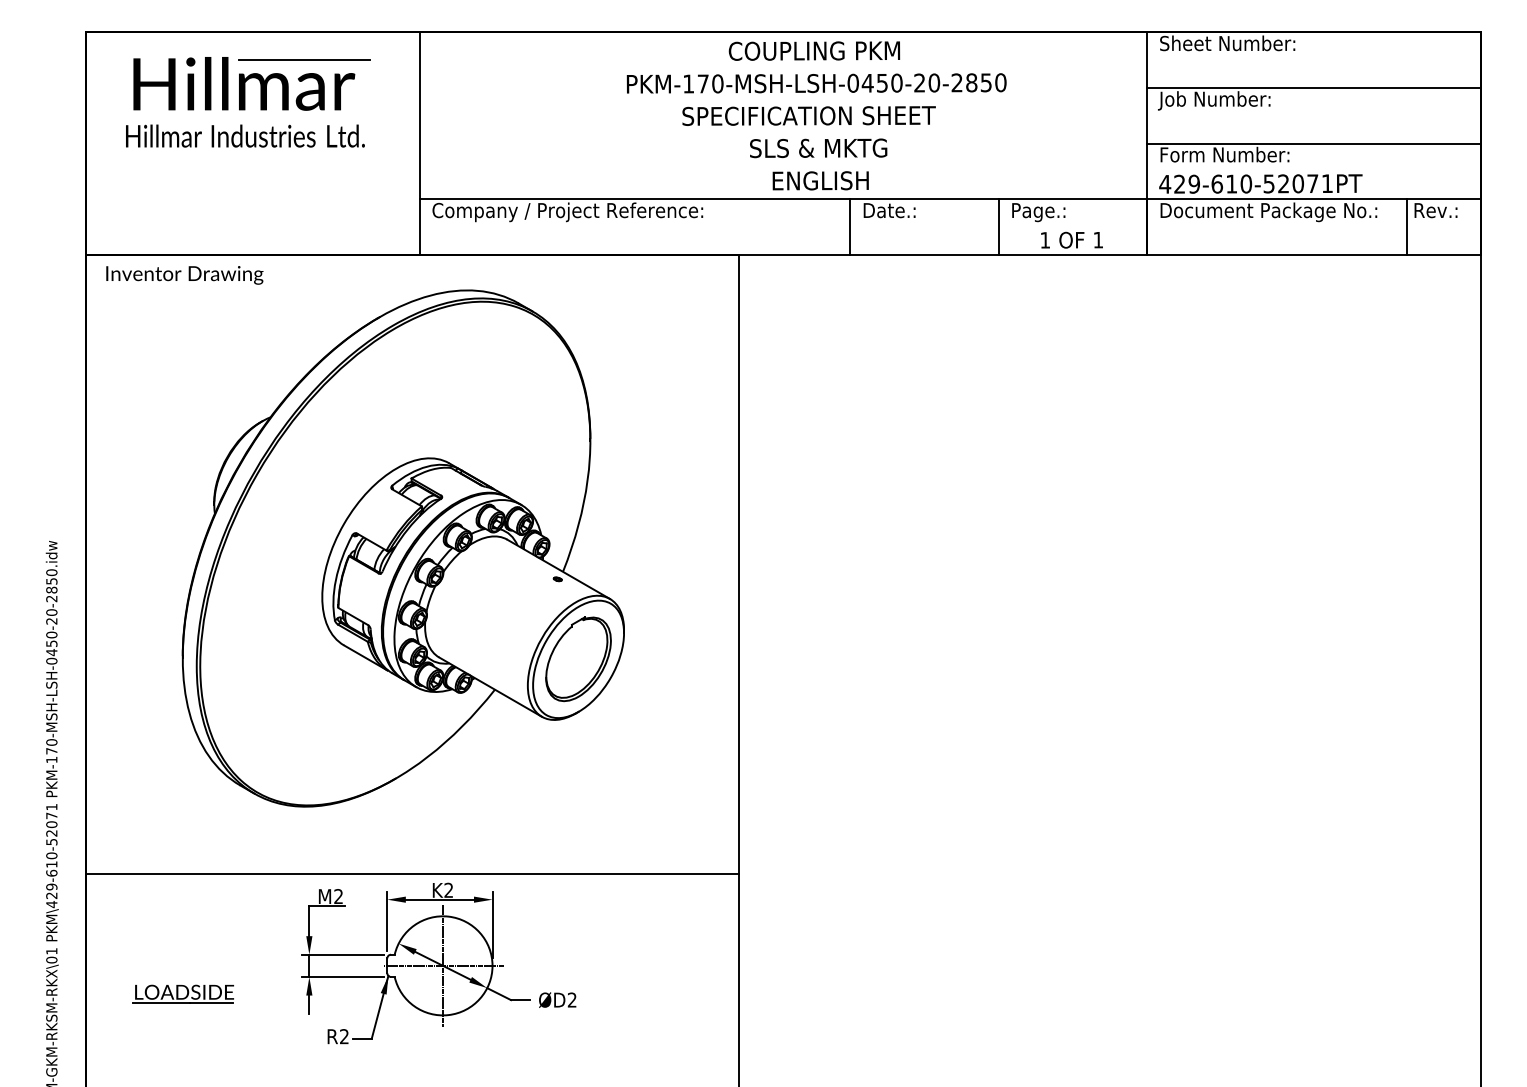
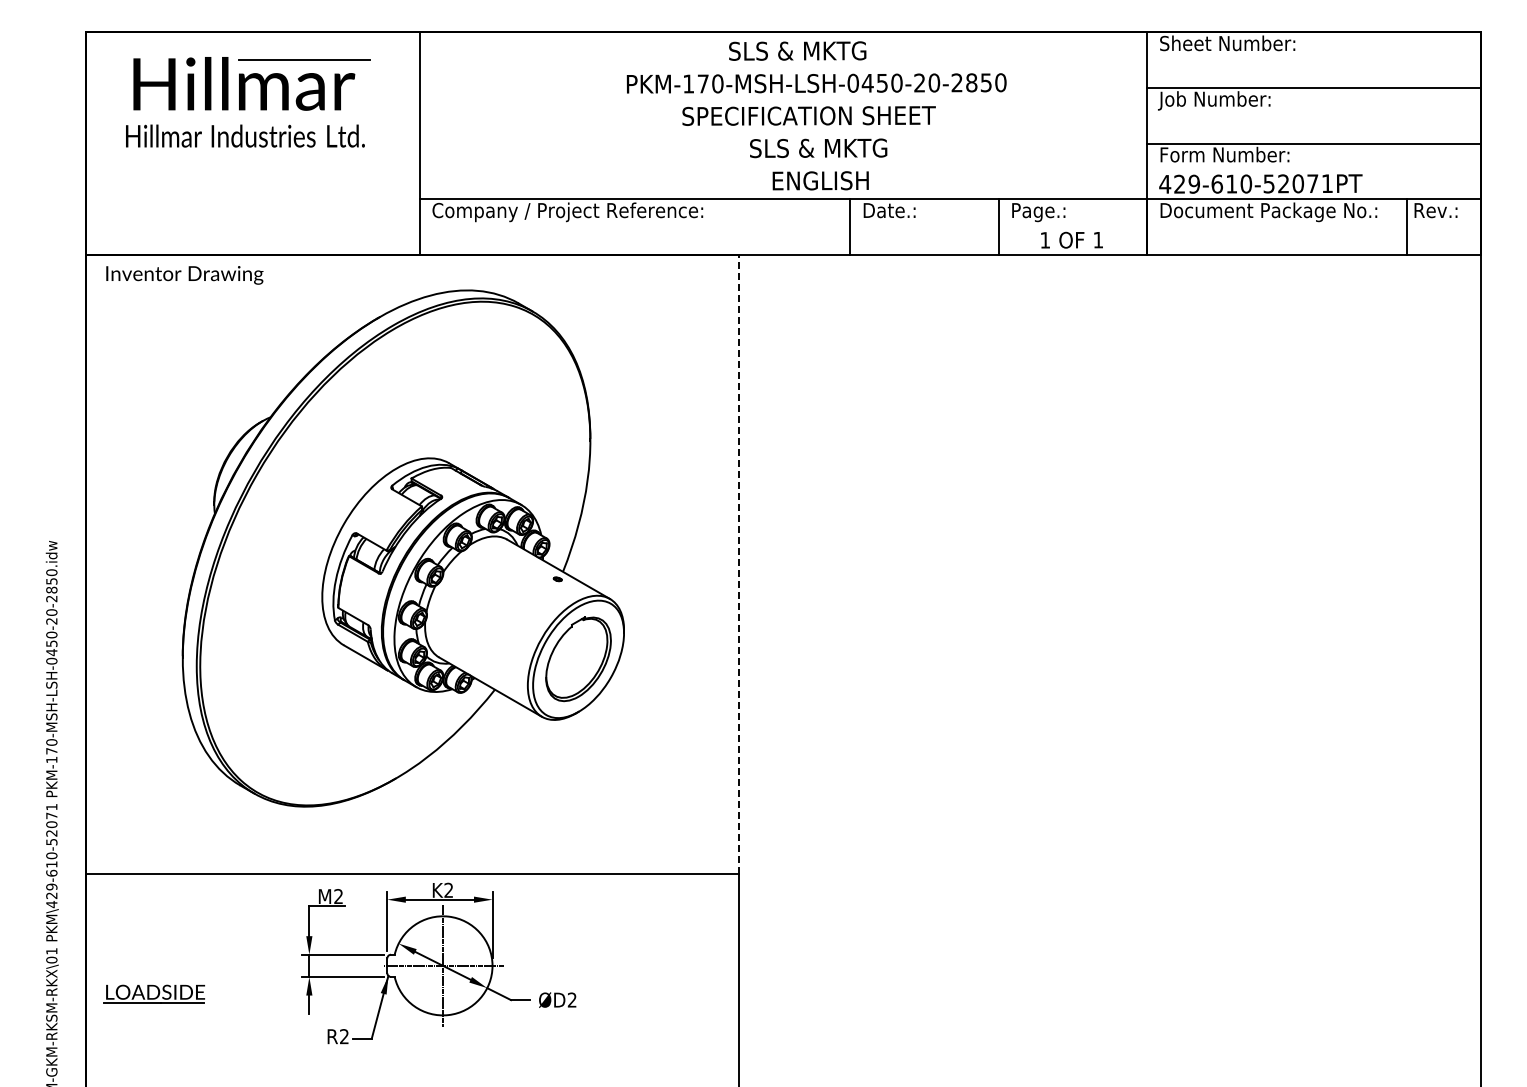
text: COUPLING PKM -> SLS & MKTG (814, 50)
line: solid -> dashed (739, 564)
part position: (182, 993) -> (153, 993) (153, 993)
